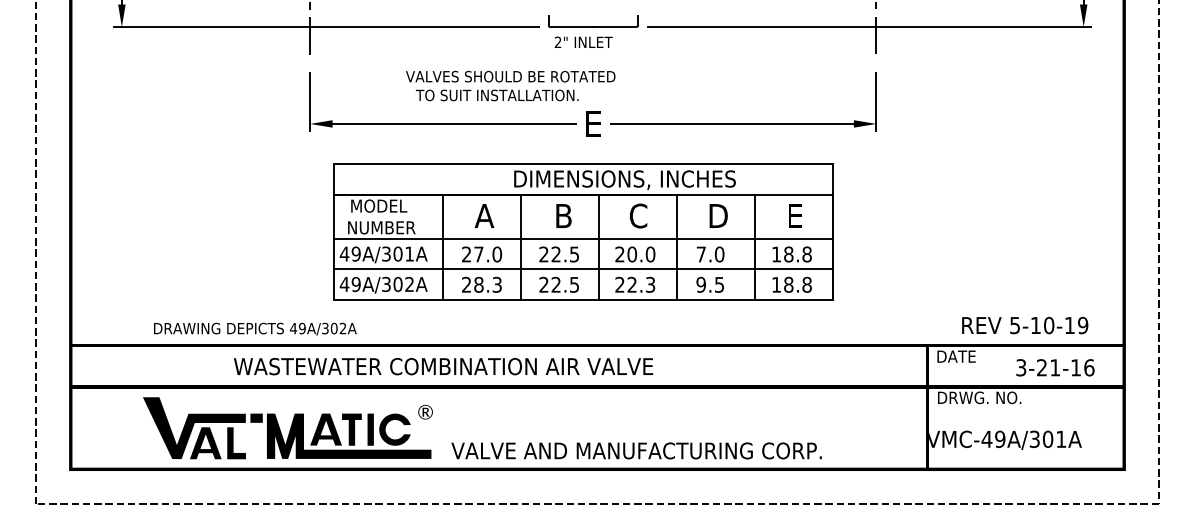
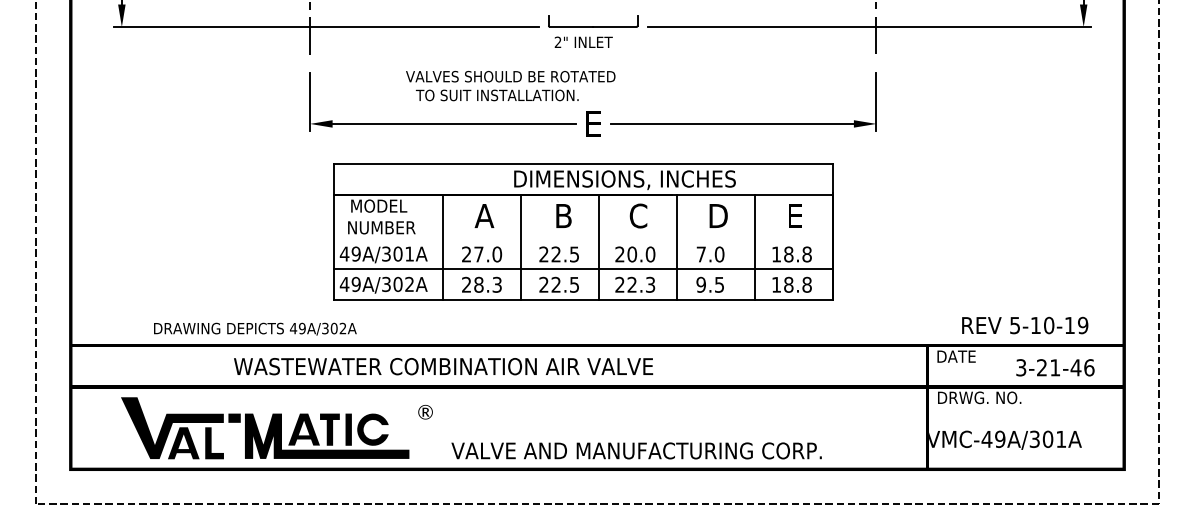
line: present -> none (583, 238)
text: 3-21-16 -> 3-21-46 (1075, 367)
part position: (287, 428) -> (265, 428) (265, 428)
